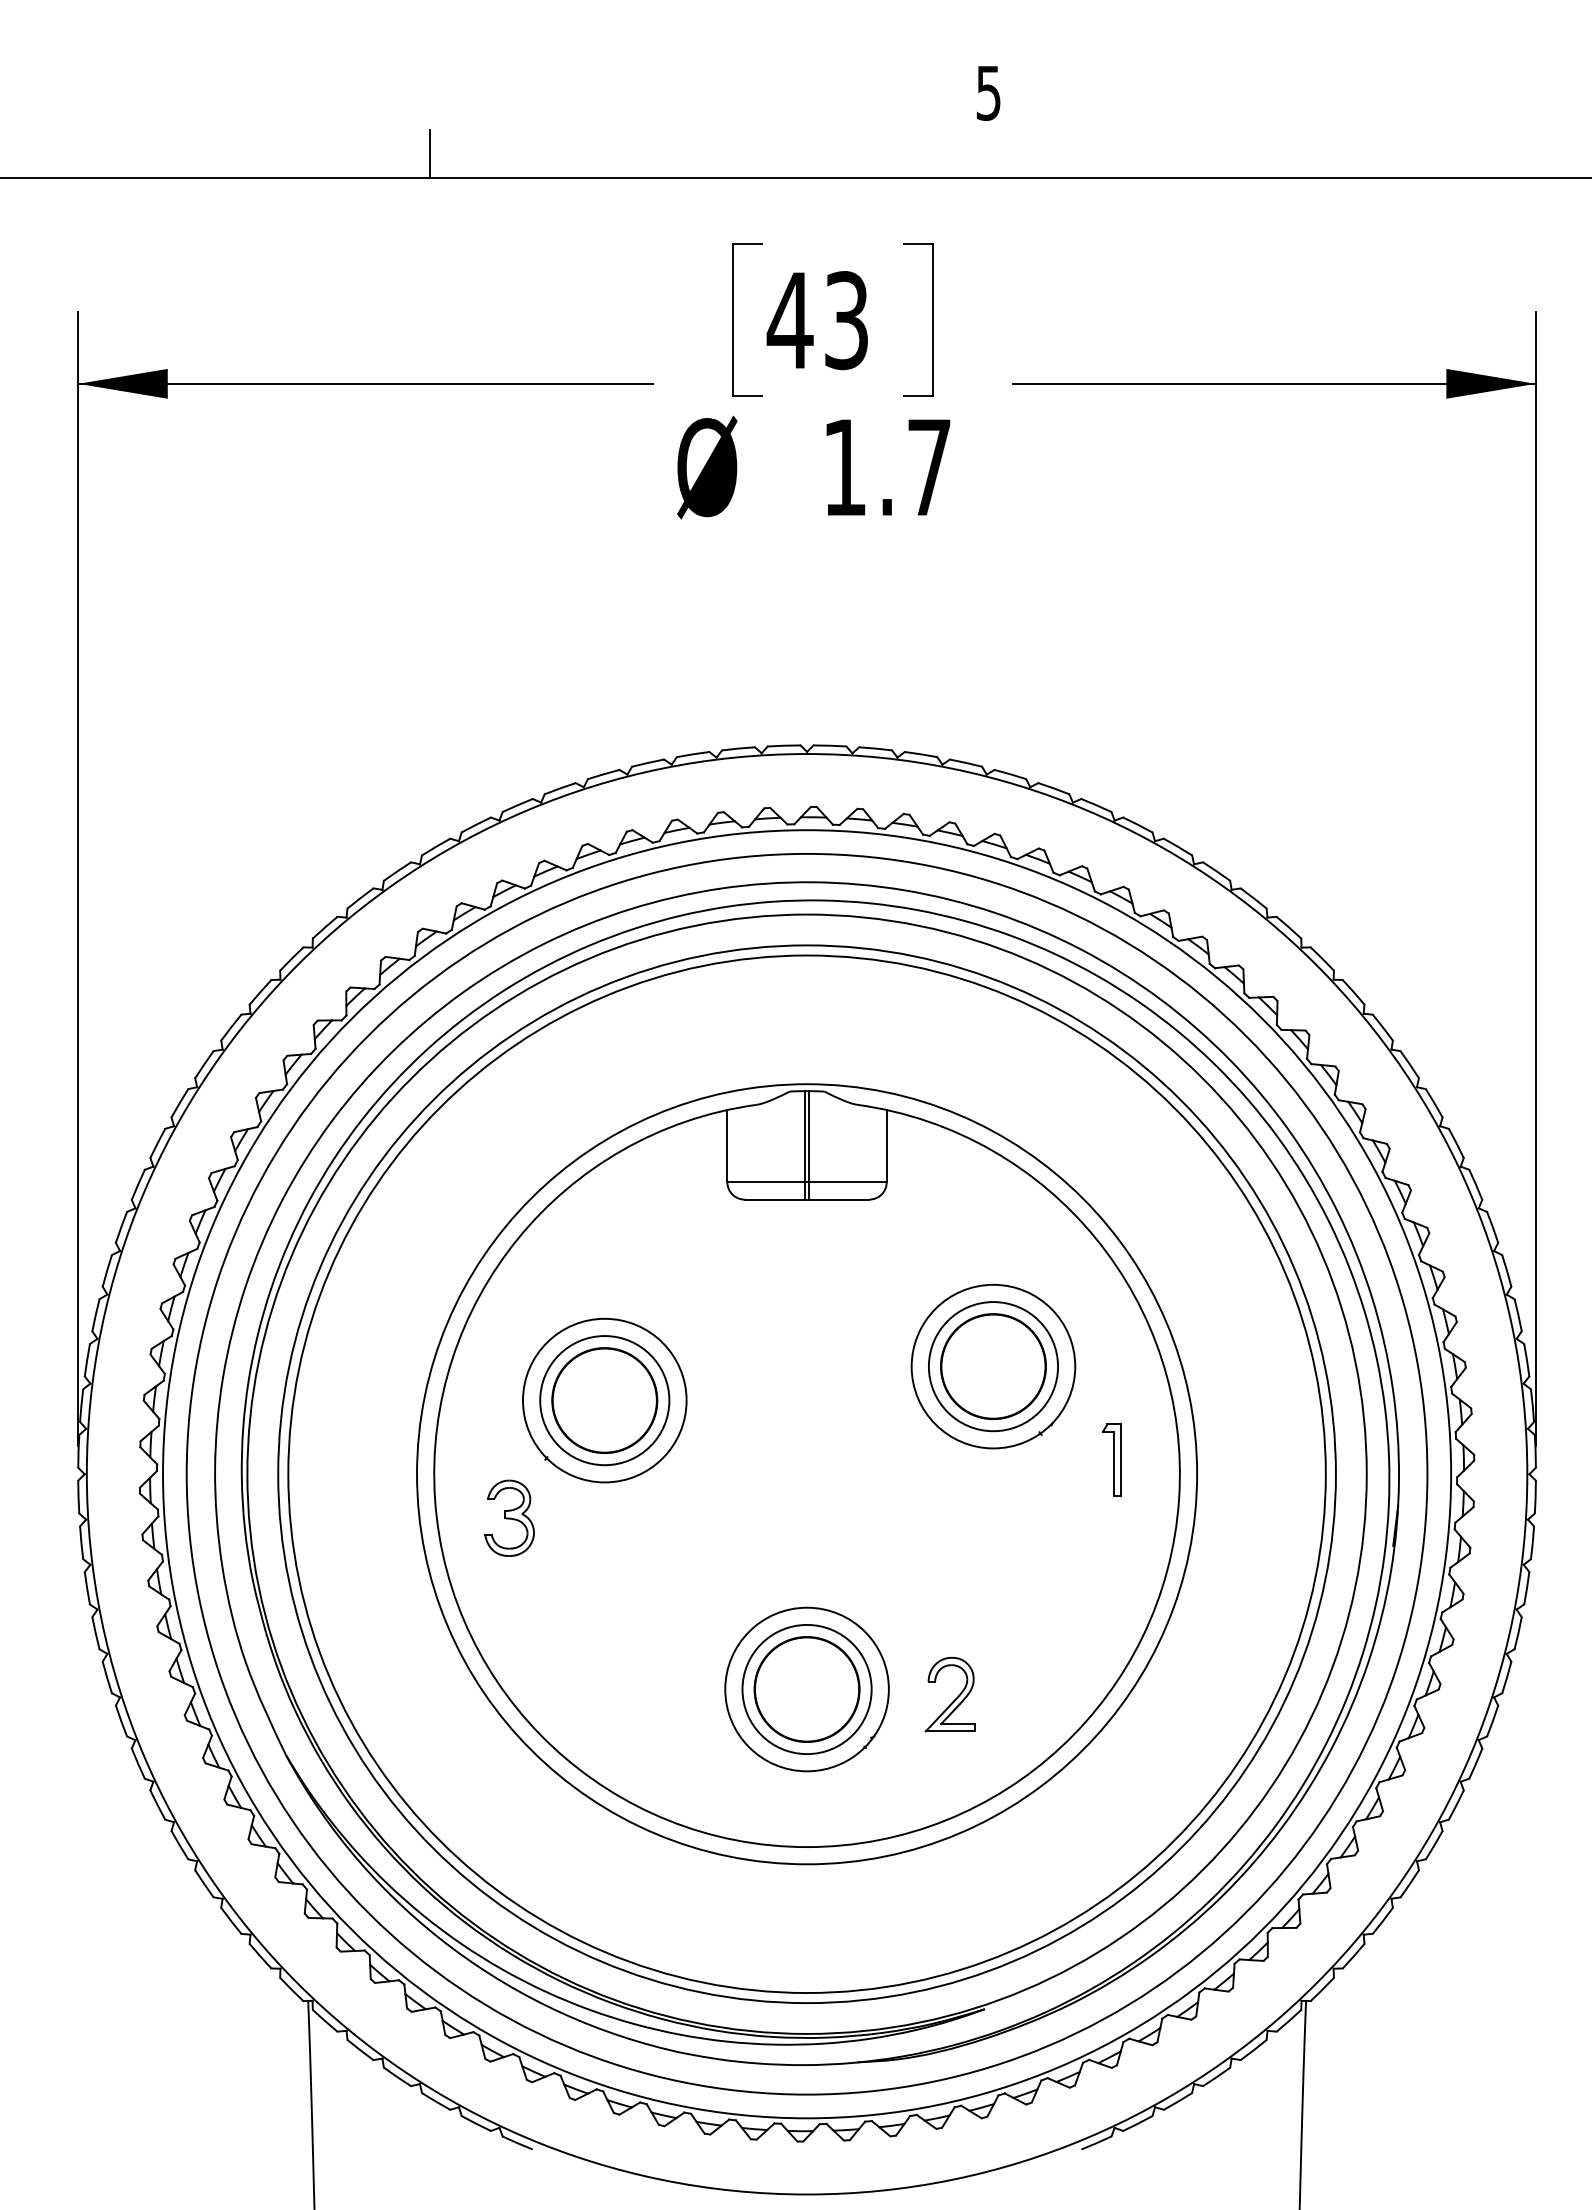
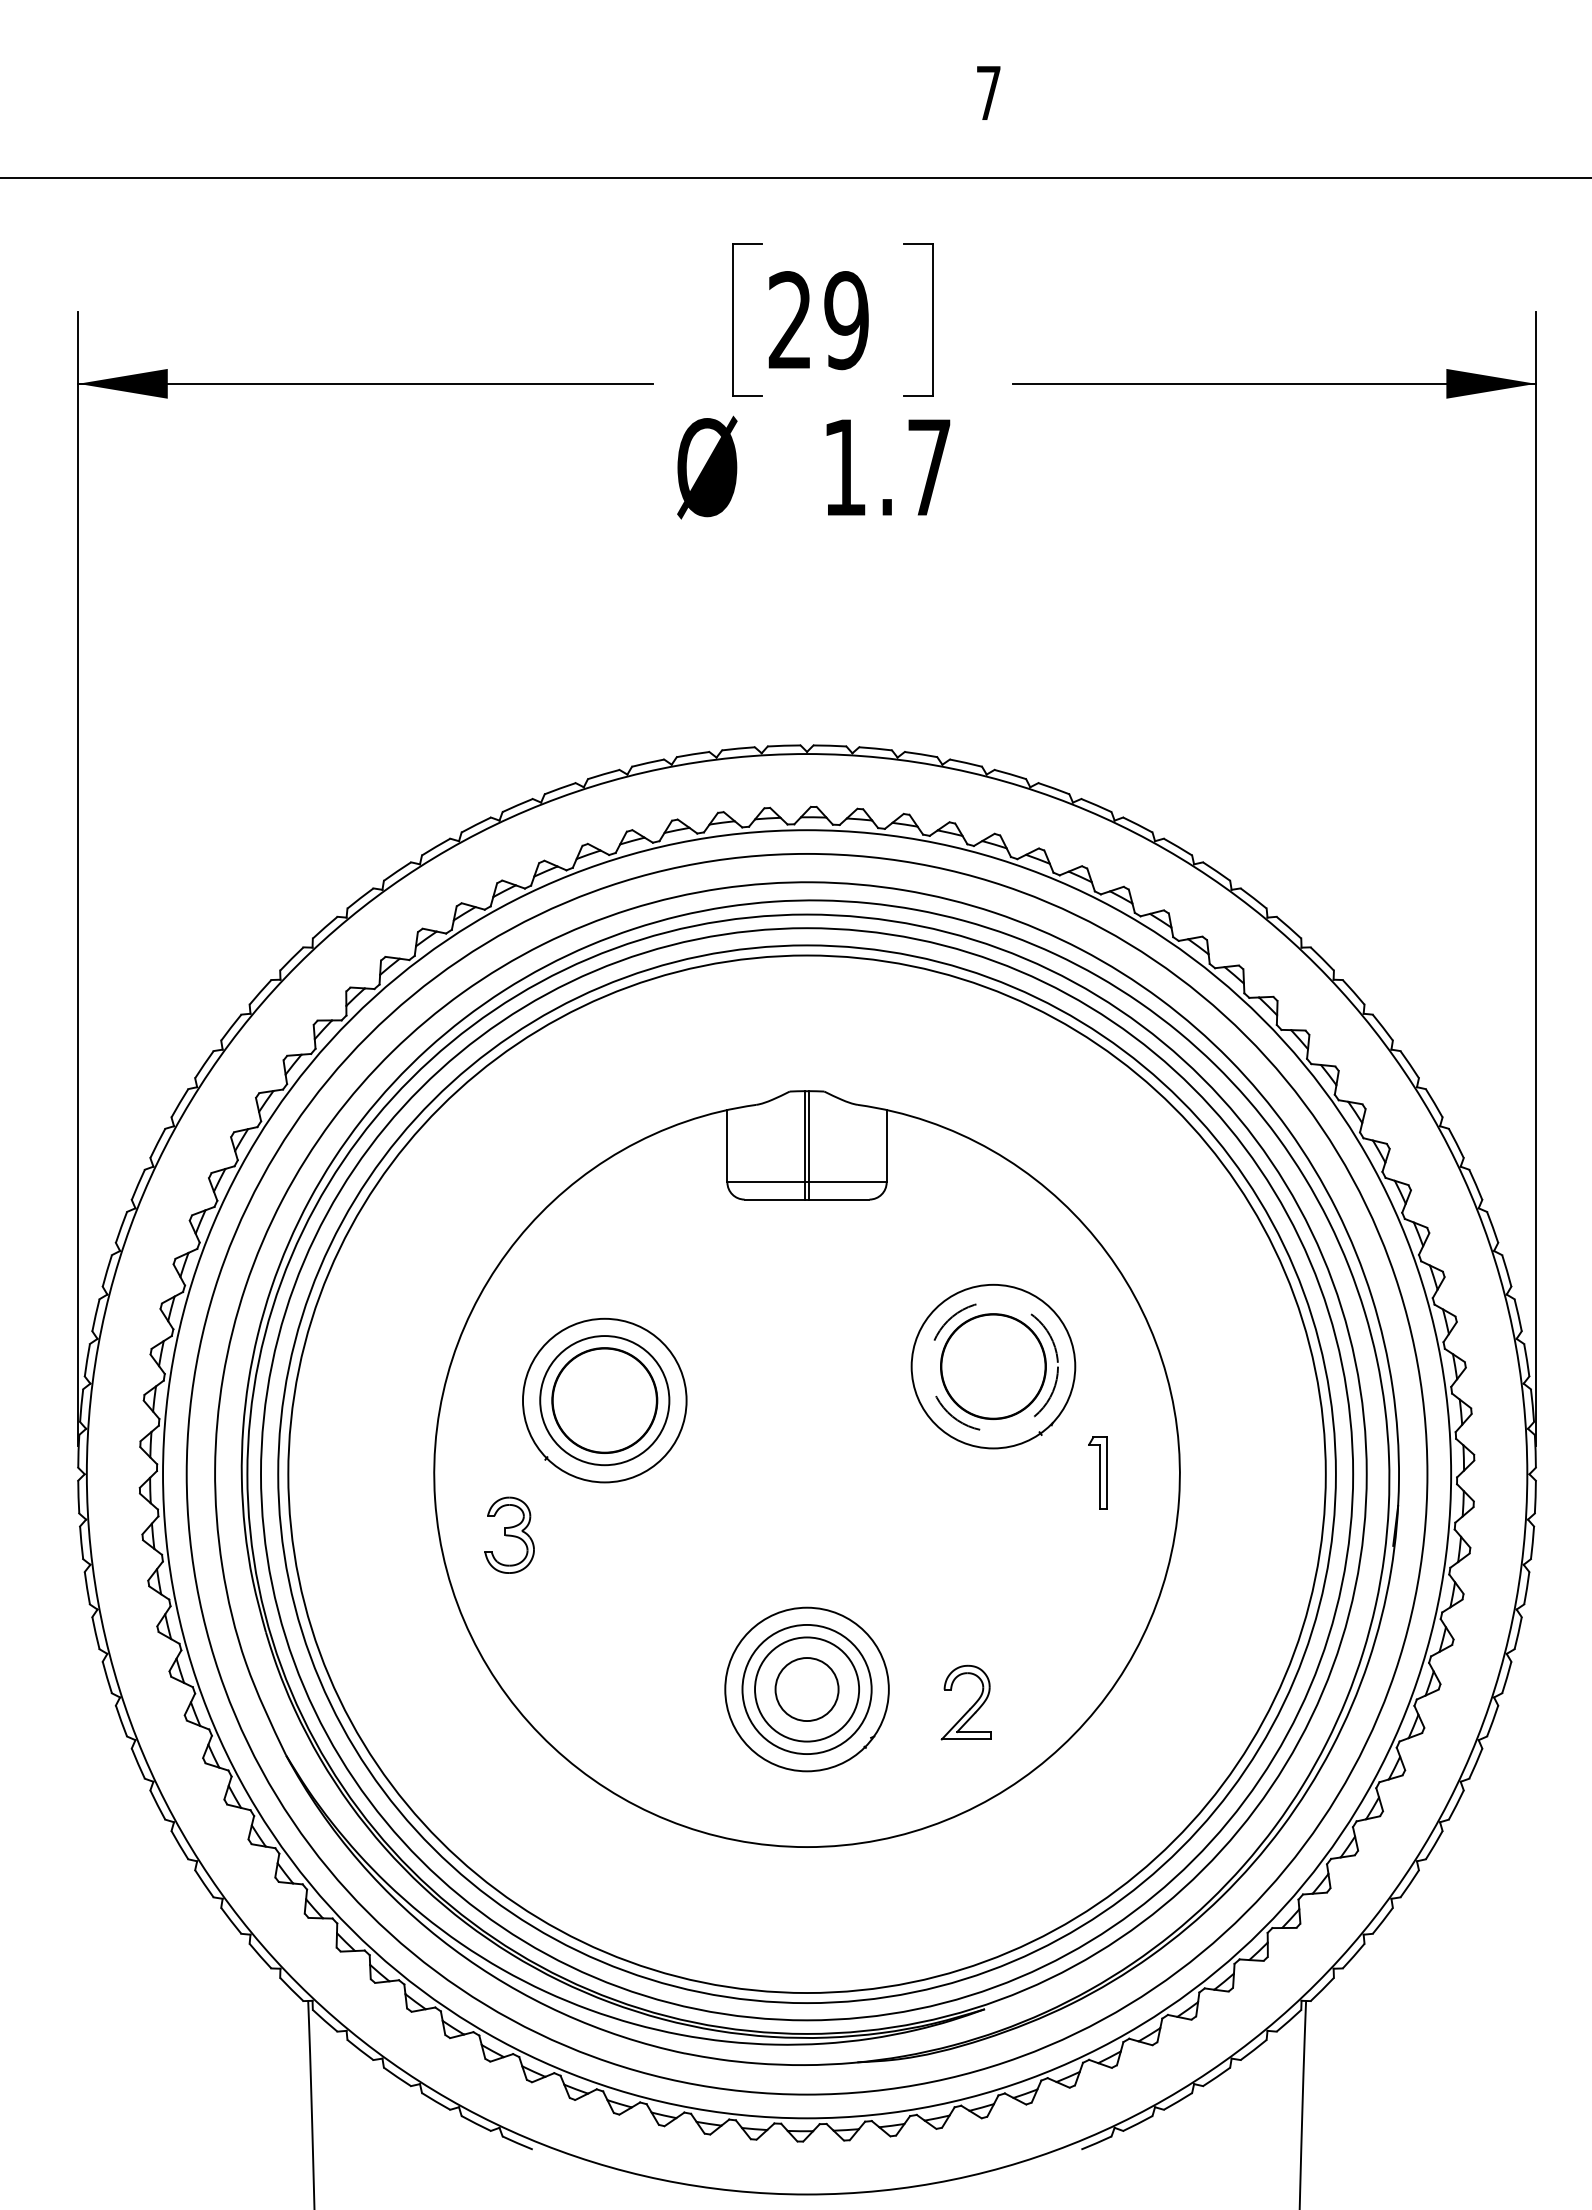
text: 5 -> 7 (988, 93)
line: present -> none (429, 153)
text: 43 -> 29 (817, 320)
circle: solid -> dashed (993, 1366)
part position: (1111, 1459) -> (1097, 1472) (1097, 1472)
circle diameter: 780 px -> 1092 px (807, 1474)
part position: (509, 1517) -> (509, 1534) (509, 1534)
circle diameter: 105 px -> 63 px (806, 1689)
part position: (954, 1699) -> (970, 1707) (970, 1707)
